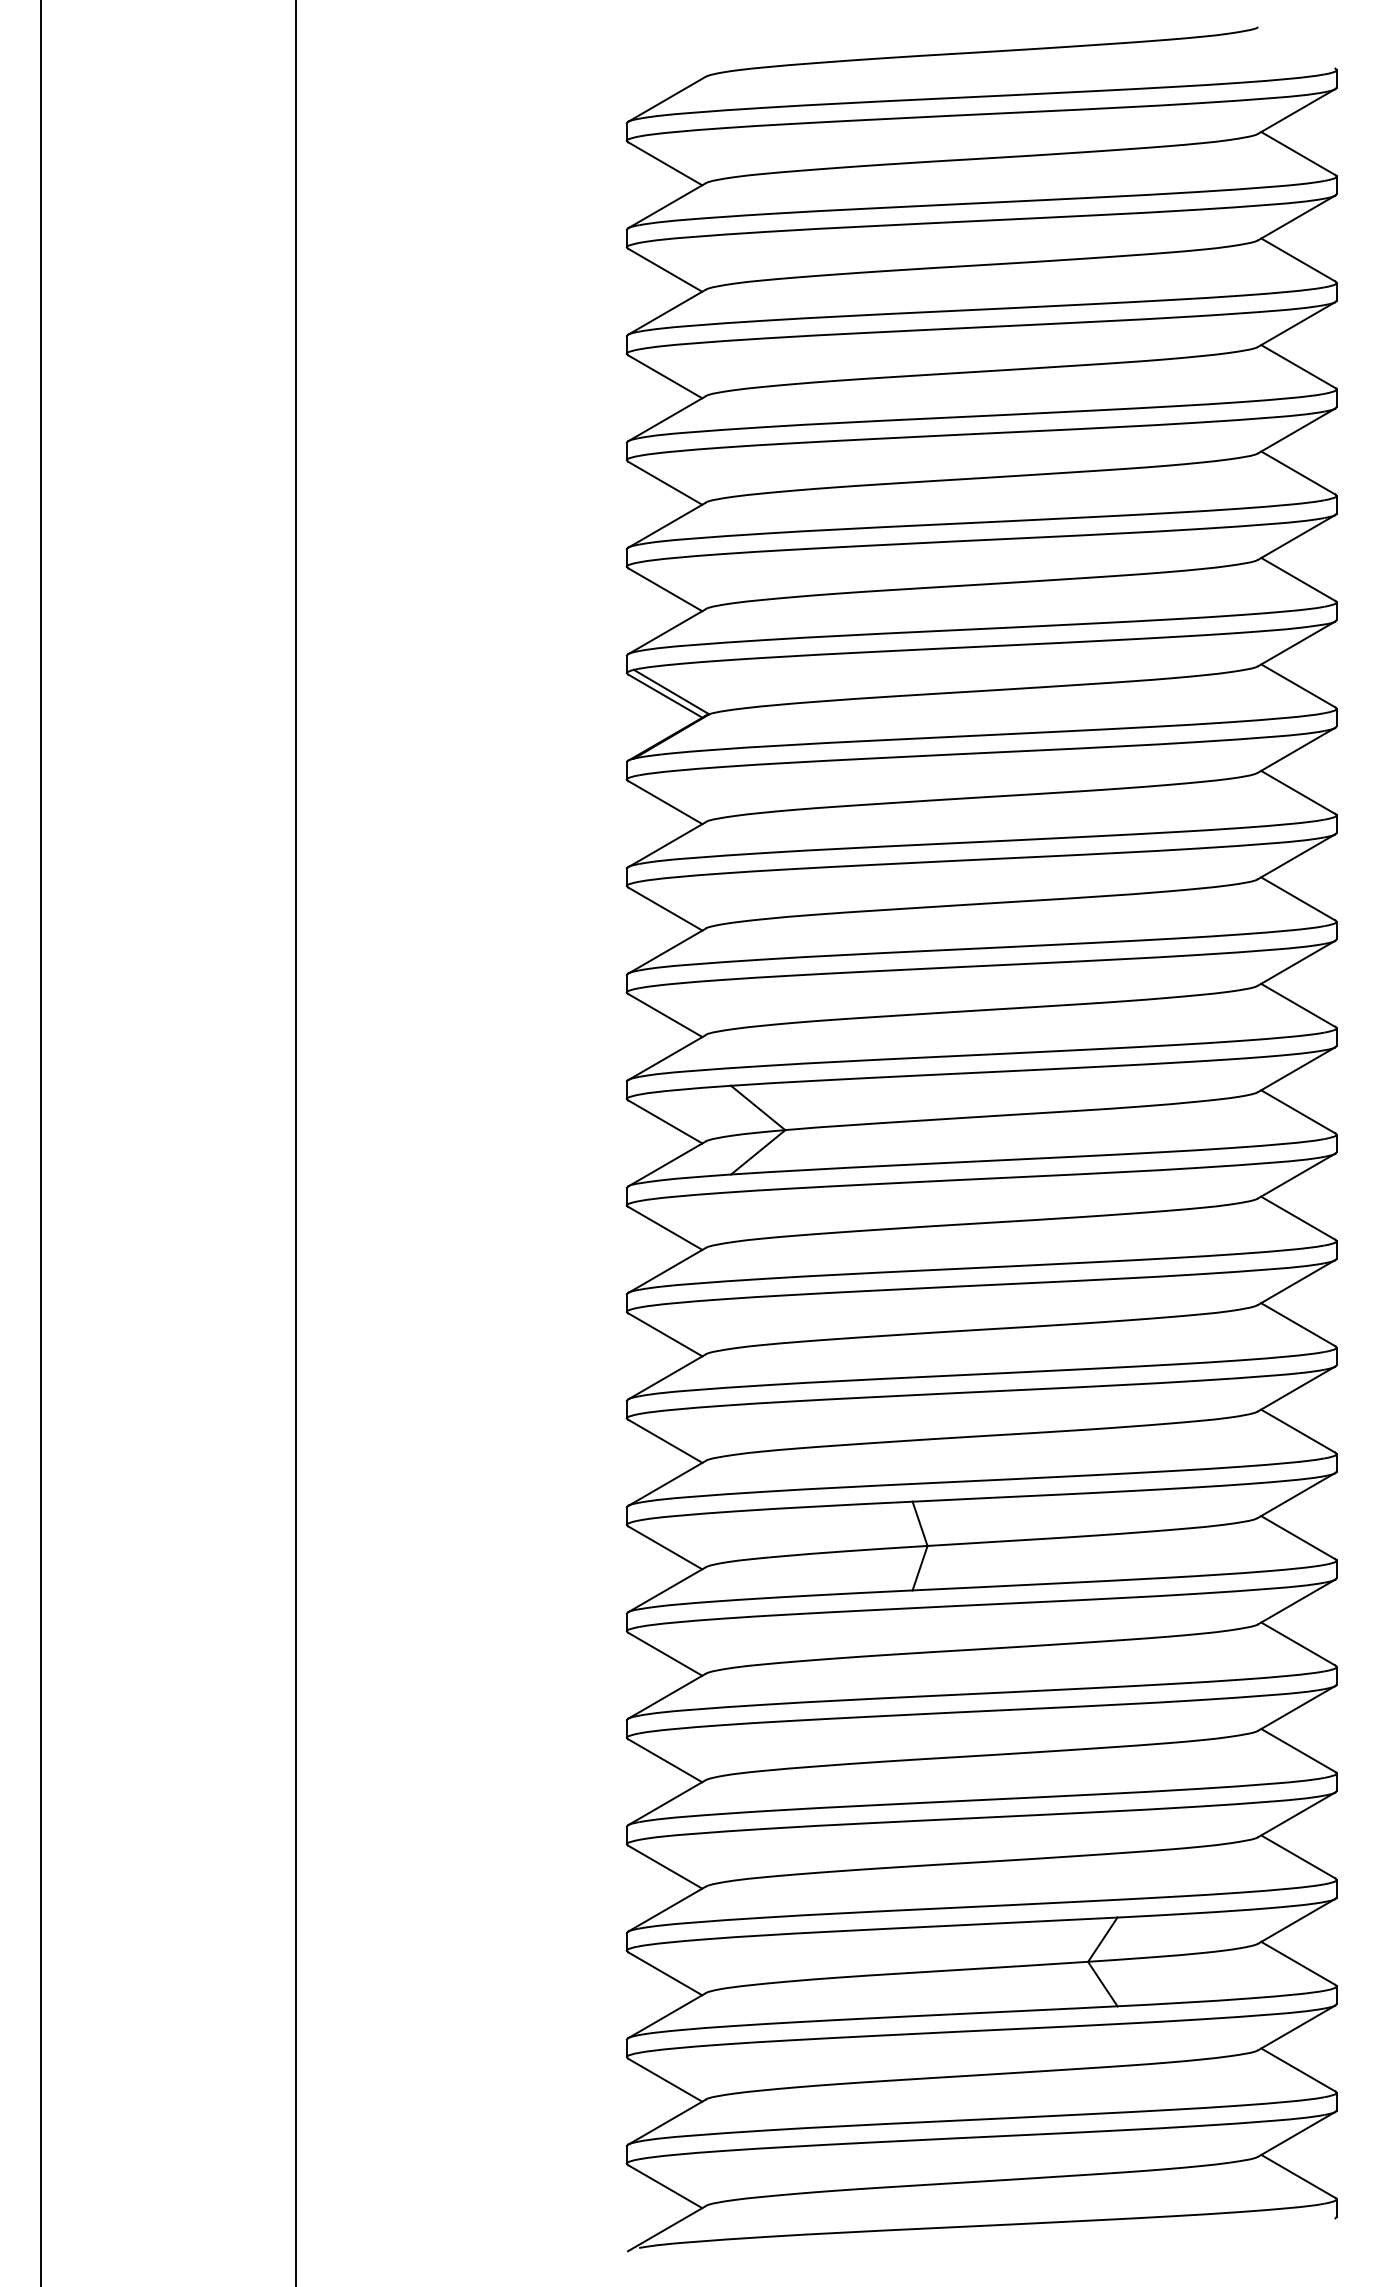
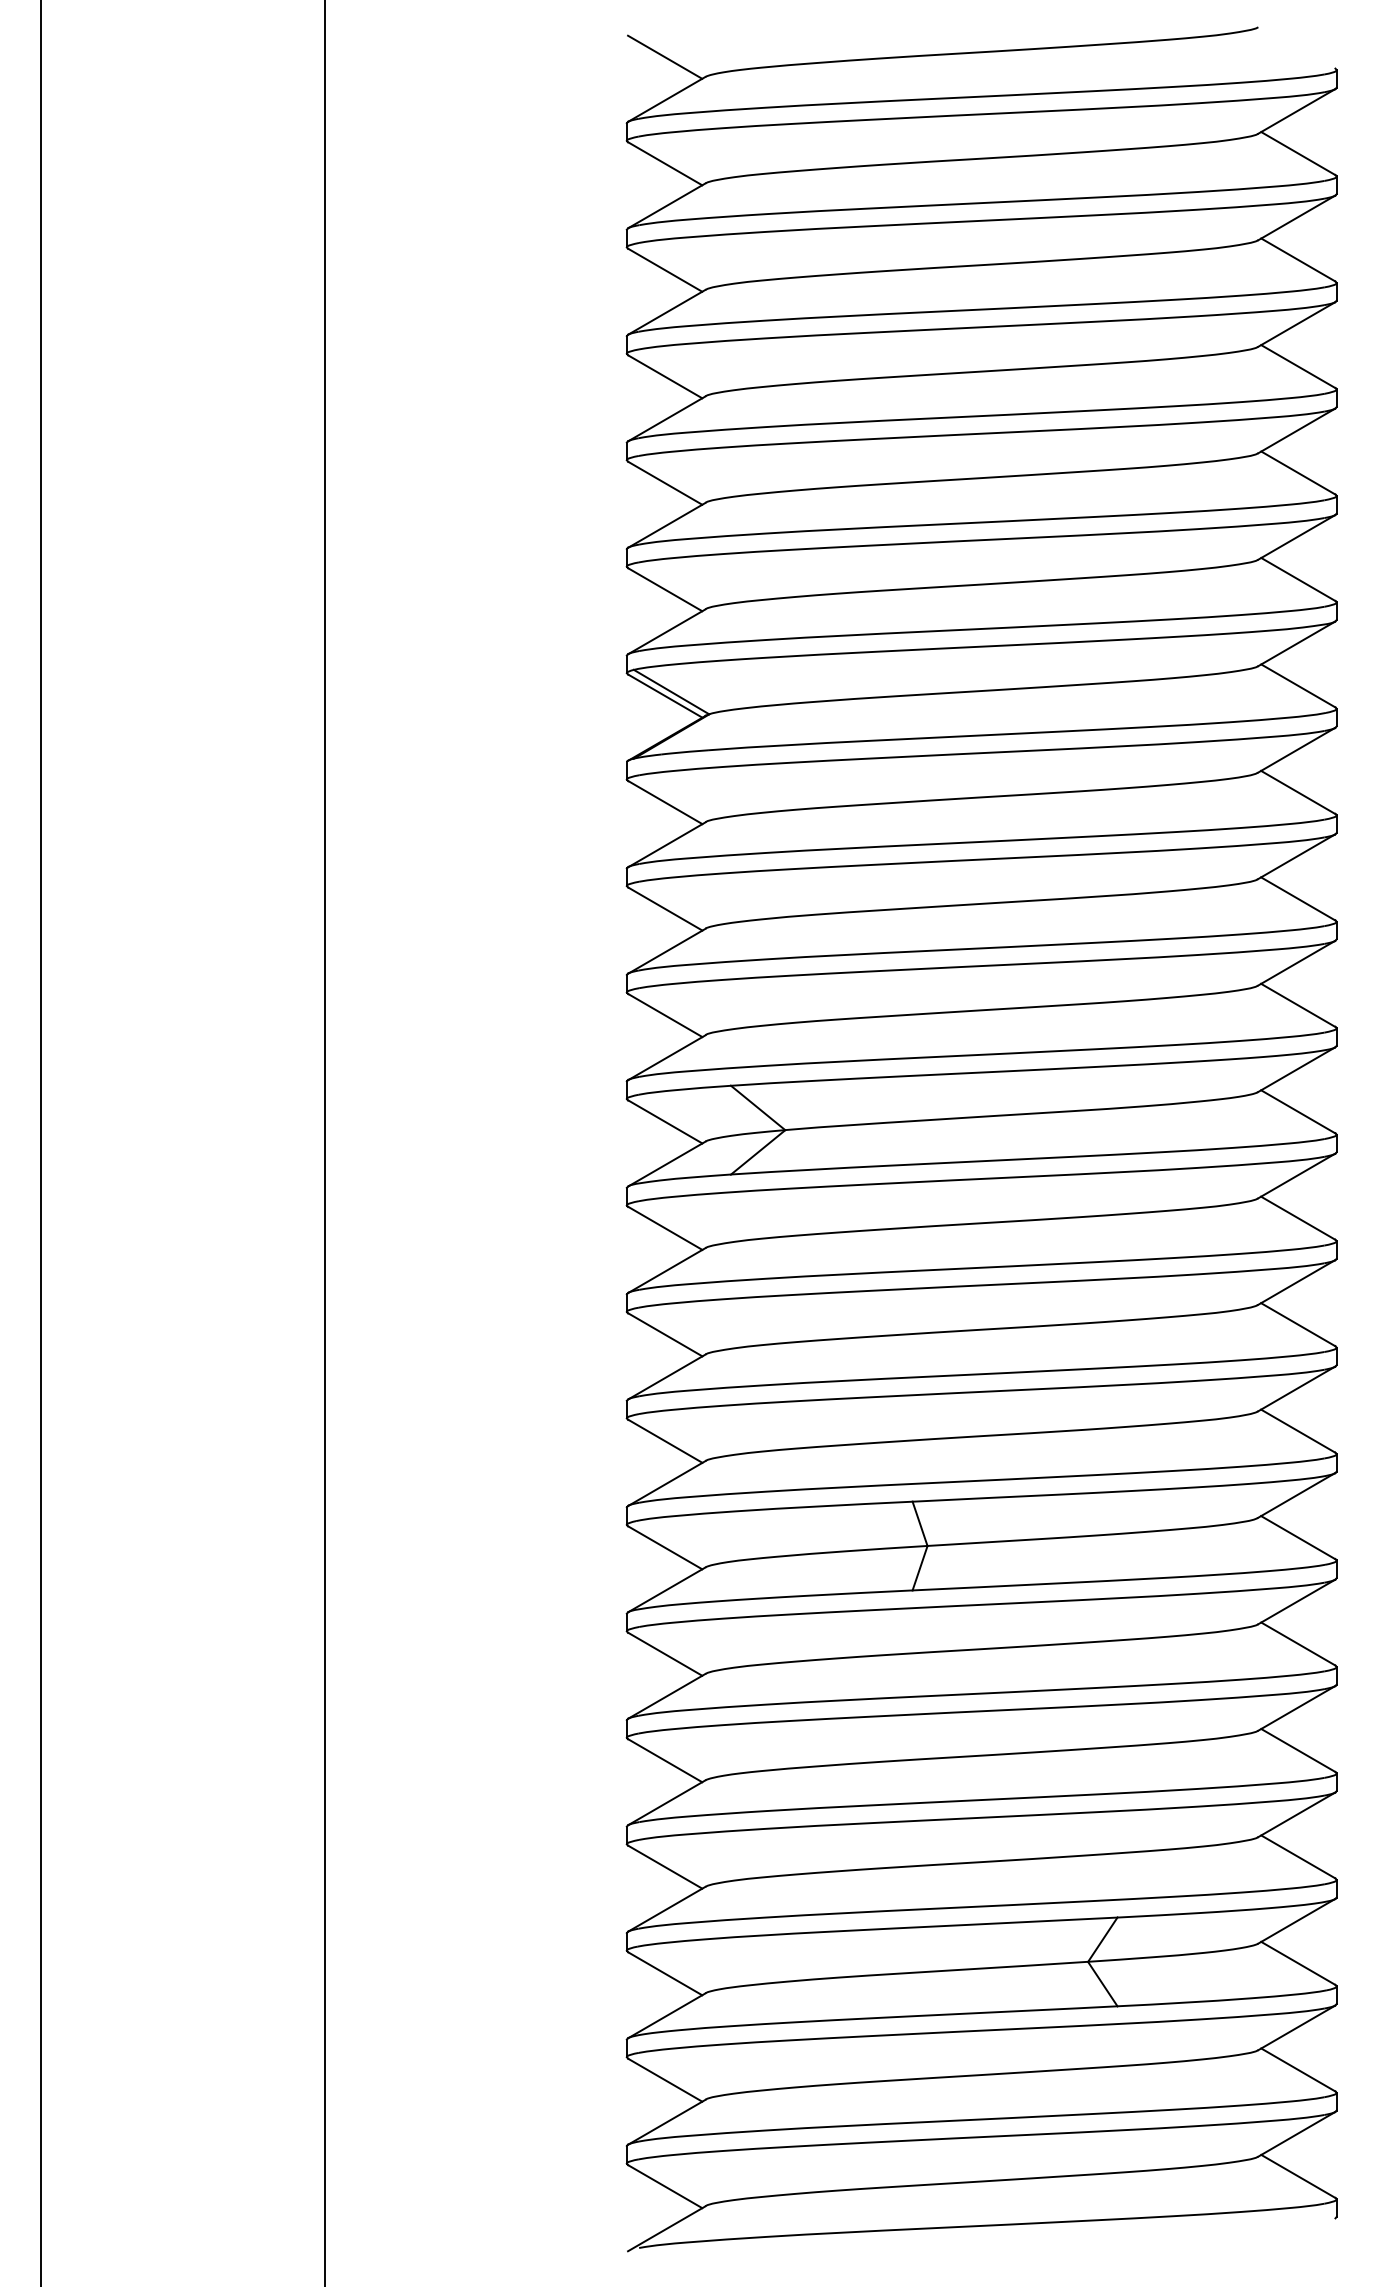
line: none -> present (665, 56)
line position: (296, 1142) -> (325, 1142) (325, 1142)
